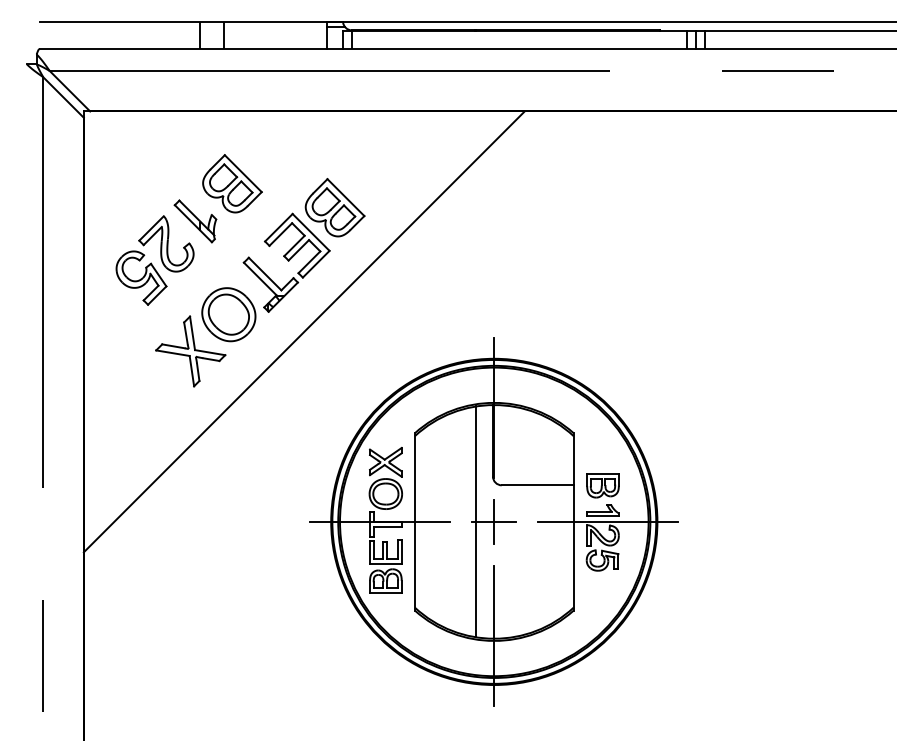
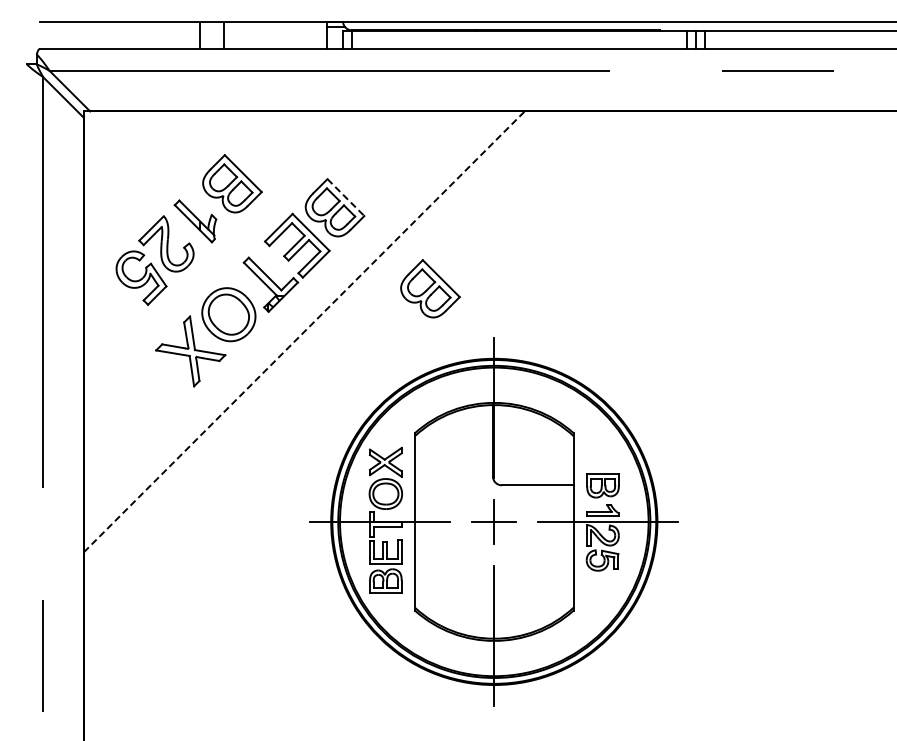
line: solid -> dashed (346, 197)
part: none -> present (430, 288)
line: solid -> dashed (304, 331)
line: present -> none (476, 521)
